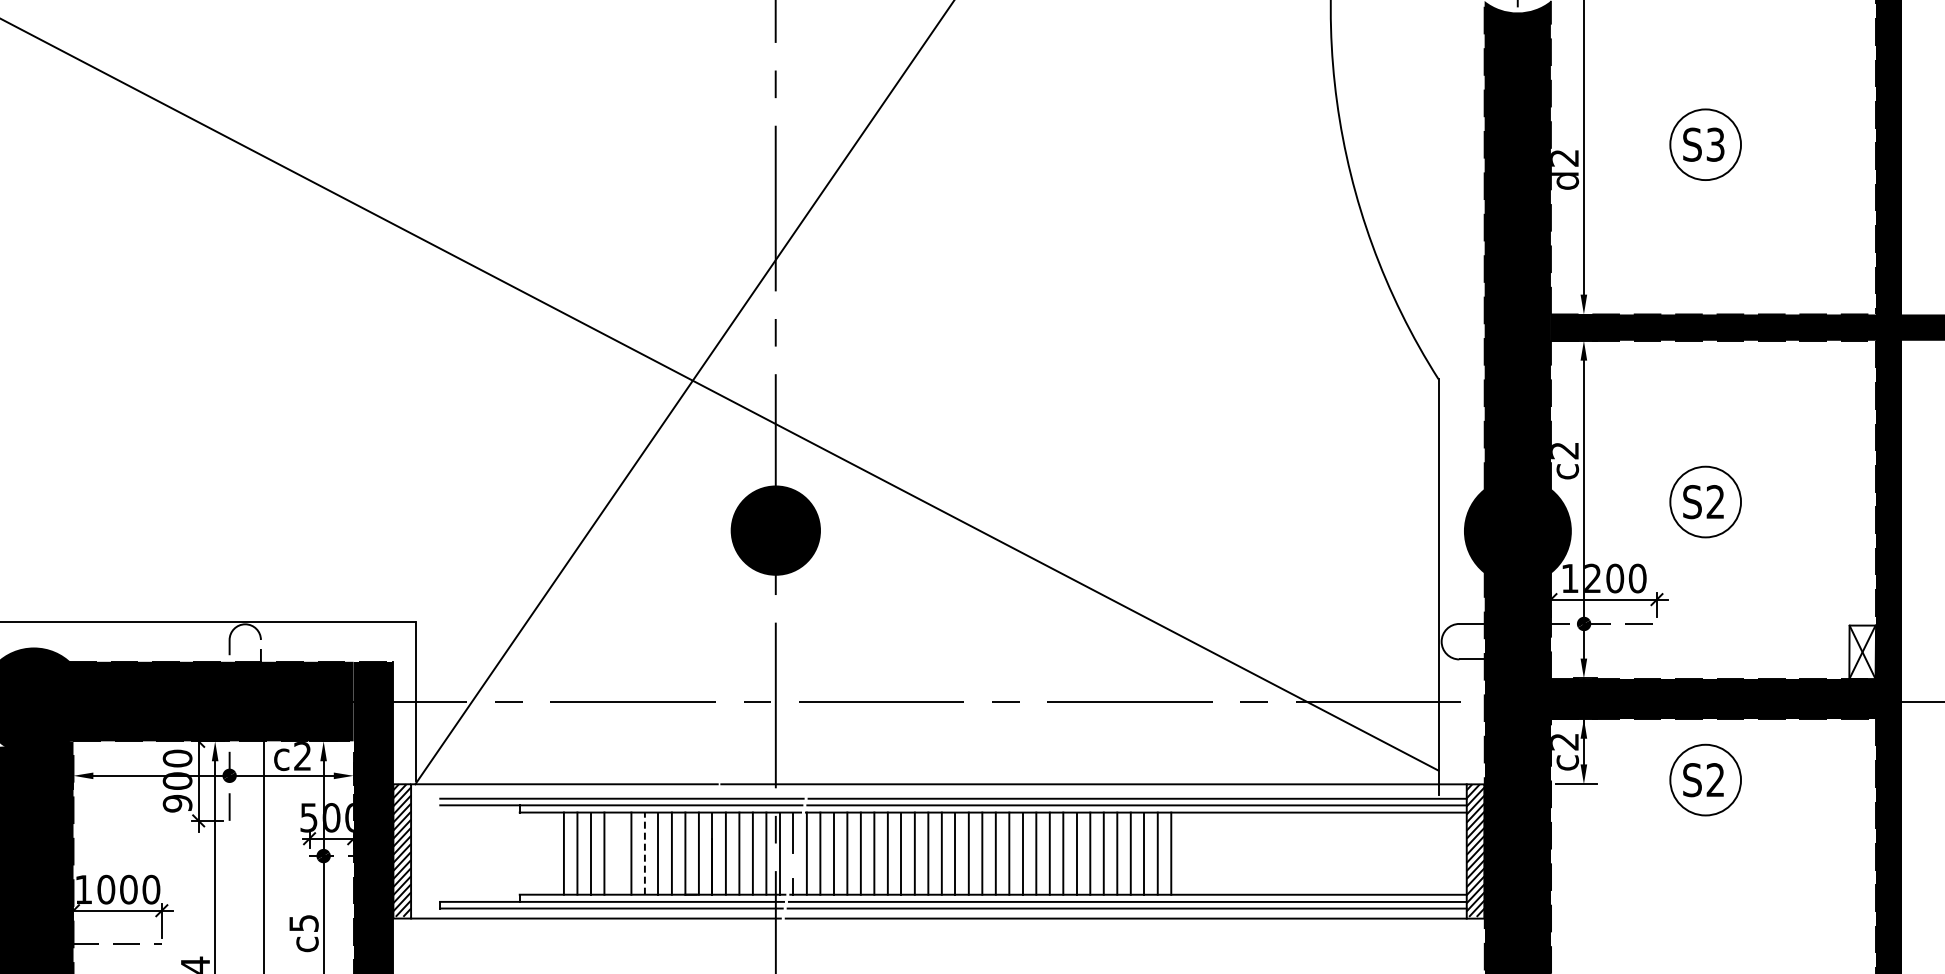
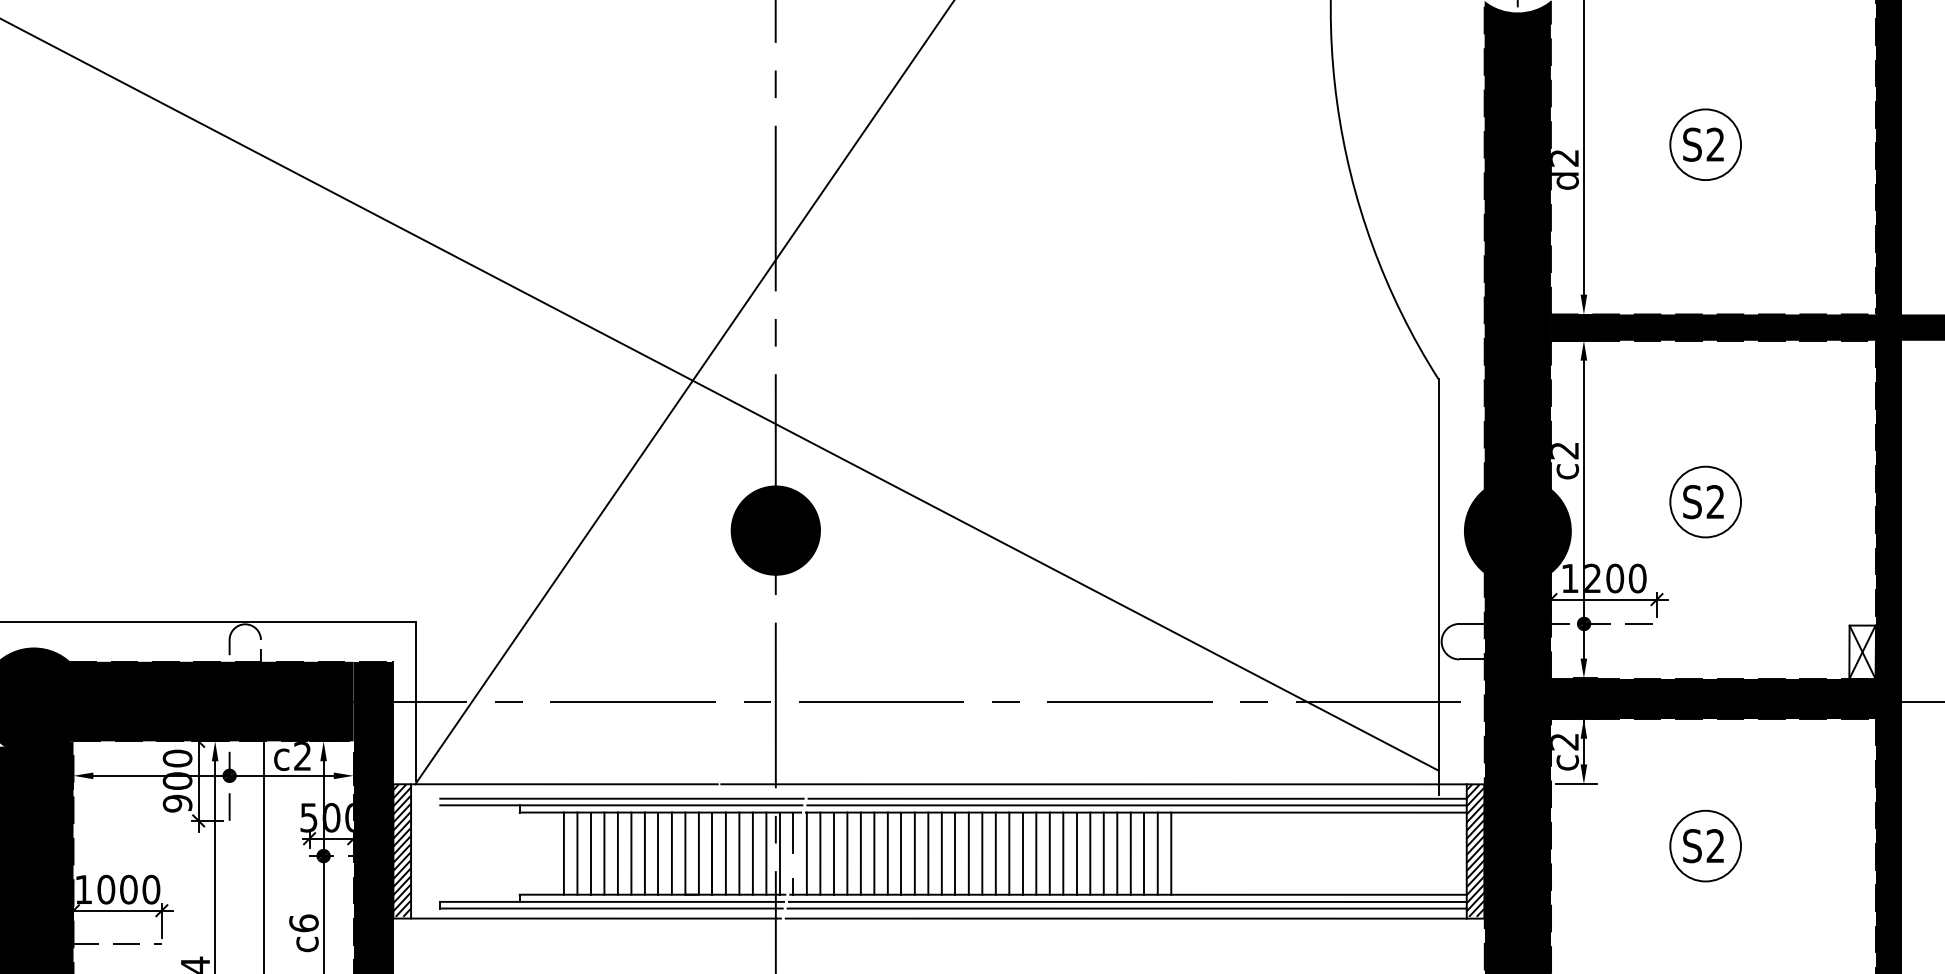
text: S3 -> S2 (1715, 144)
part position: (1705, 779) -> (1705, 845) (1705, 845)
line: none -> present (617, 853)
line: dashed -> solid (644, 853)
text: c5 -> c6 (303, 923)
